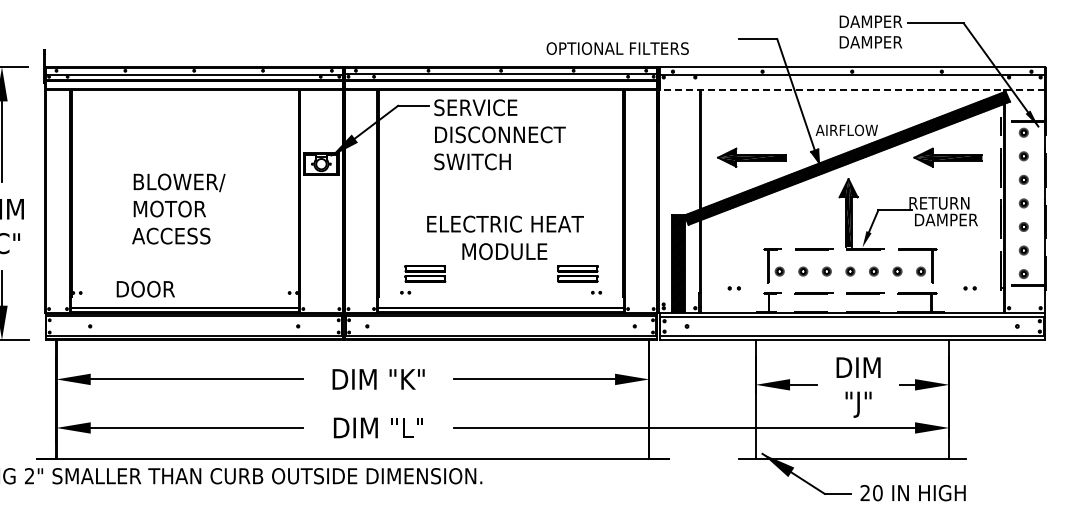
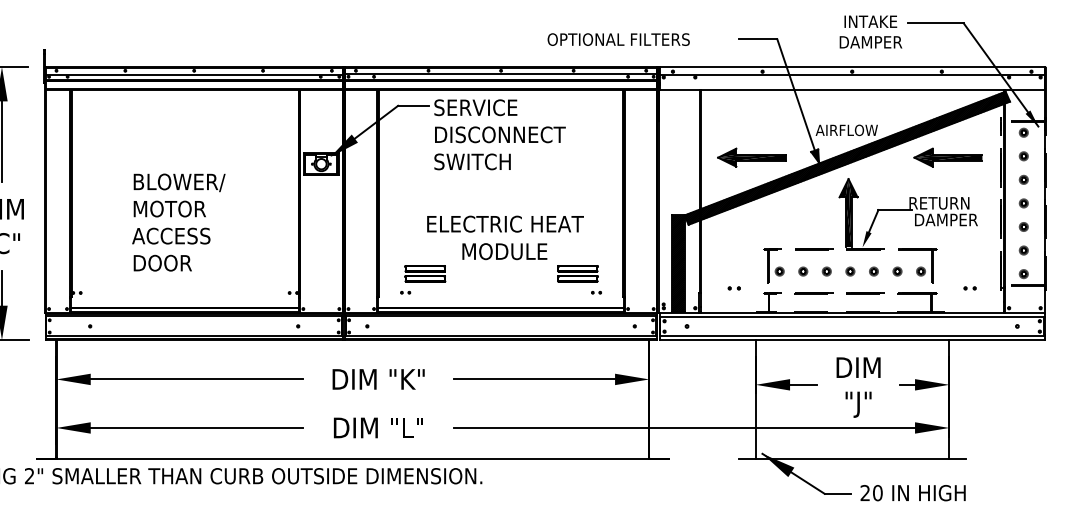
text: DAMPER -> INTAKE (870, 21)
text position: (617, 48) -> (618, 39) (618, 39)
line: dashed -> solid (852, 89)
text position: (145, 288) -> (162, 262) (162, 262)
